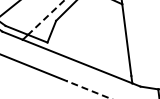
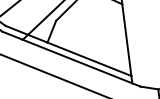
line: dashed -> solid (46, 17)
line: none -> present (89, 58)
line: dashed -> solid (89, 90)
